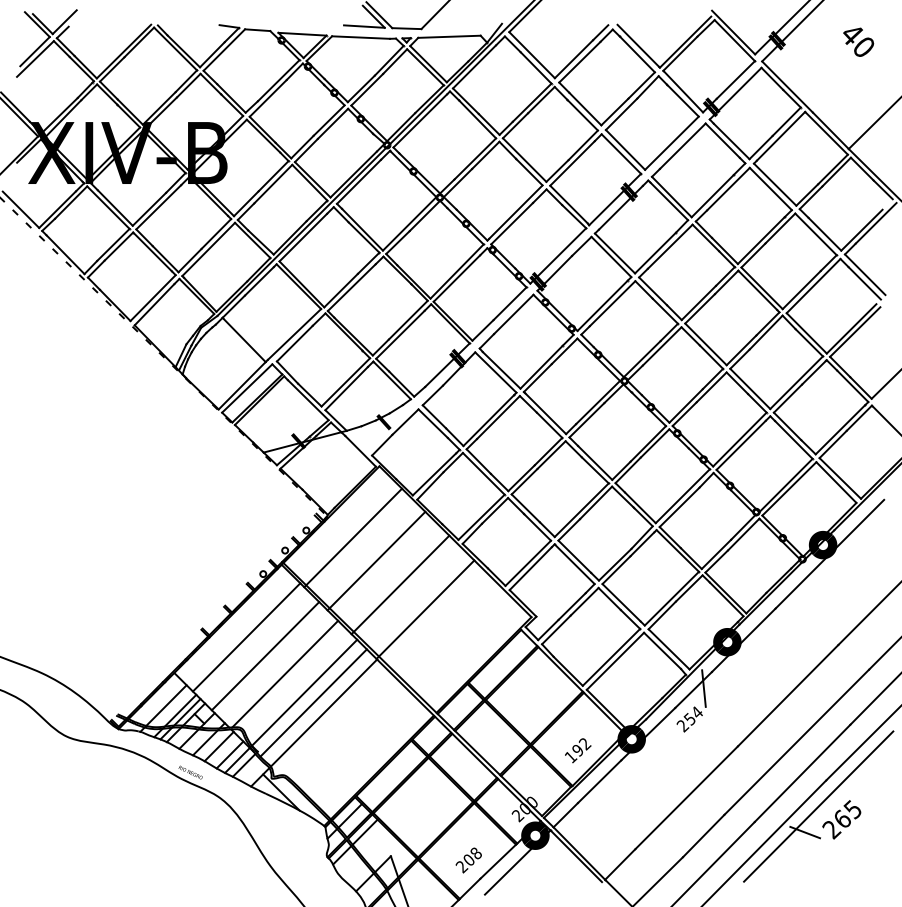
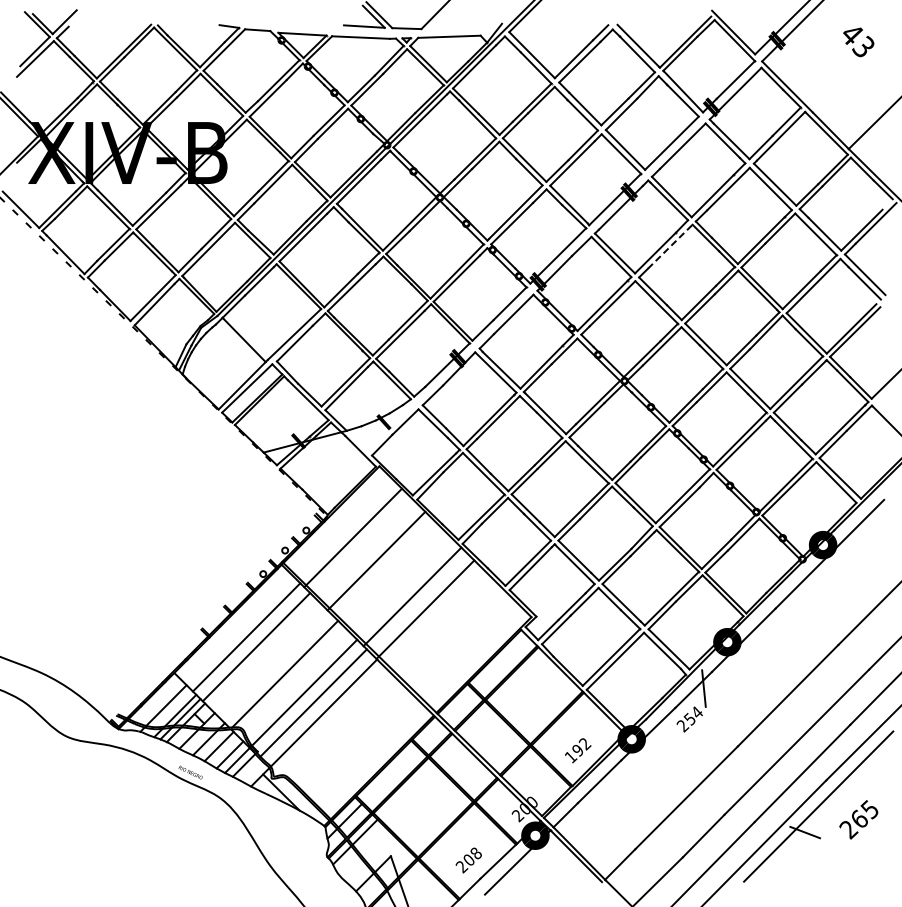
text: 40 -> 43 (863, 46)
line: solid -> dashed (670, 246)
line position: (400, 584) -> (412, 596) (412, 596)
line position: (265, 656) -> (256, 647) (256, 647)
text position: (841, 819) -> (858, 819) (858, 819)
